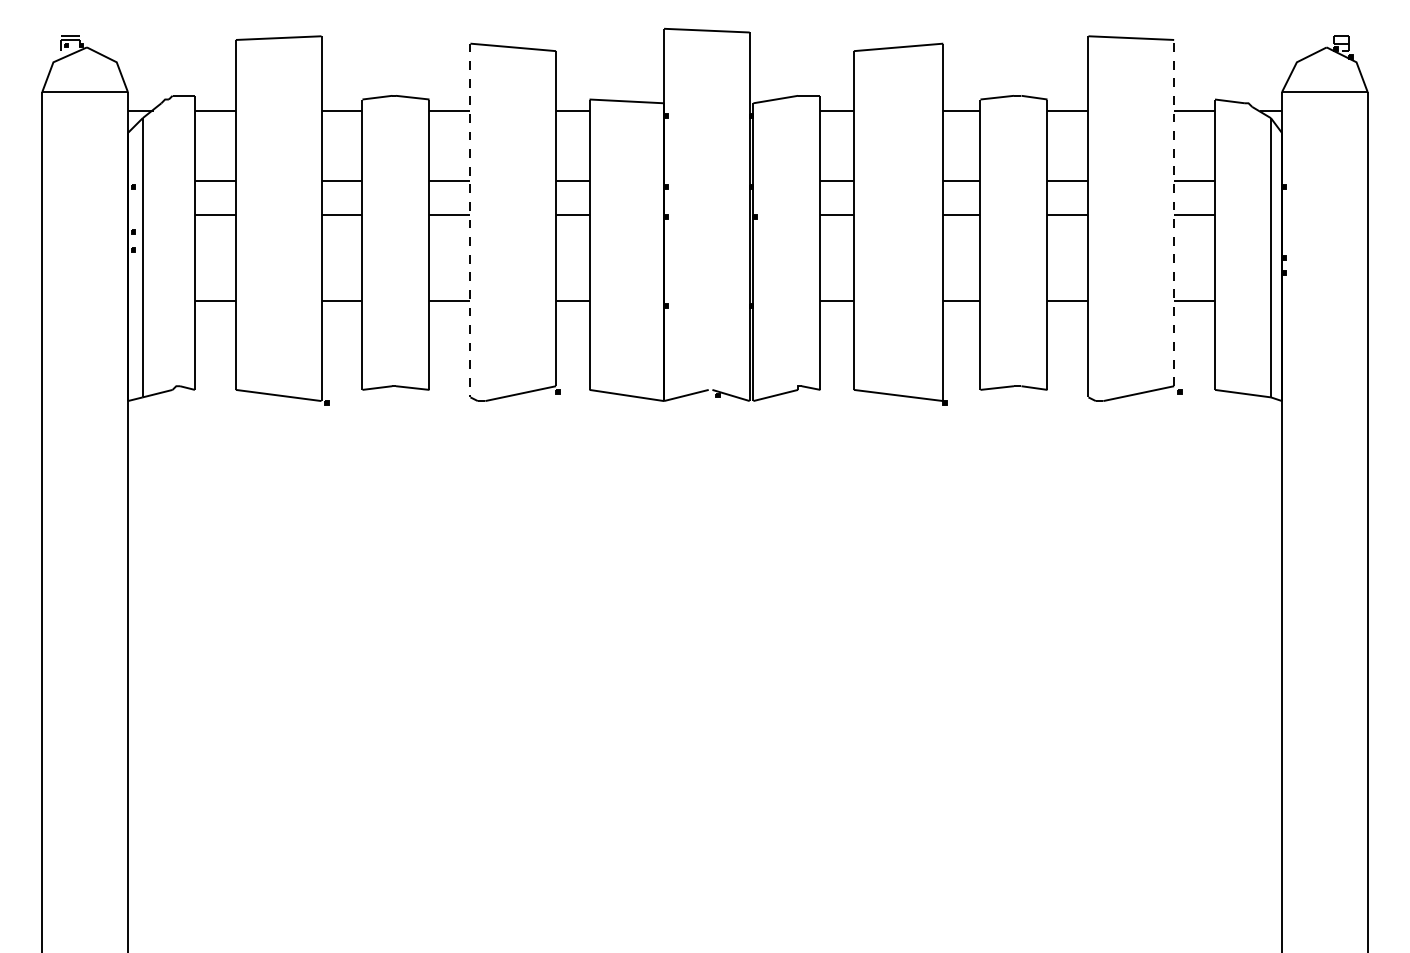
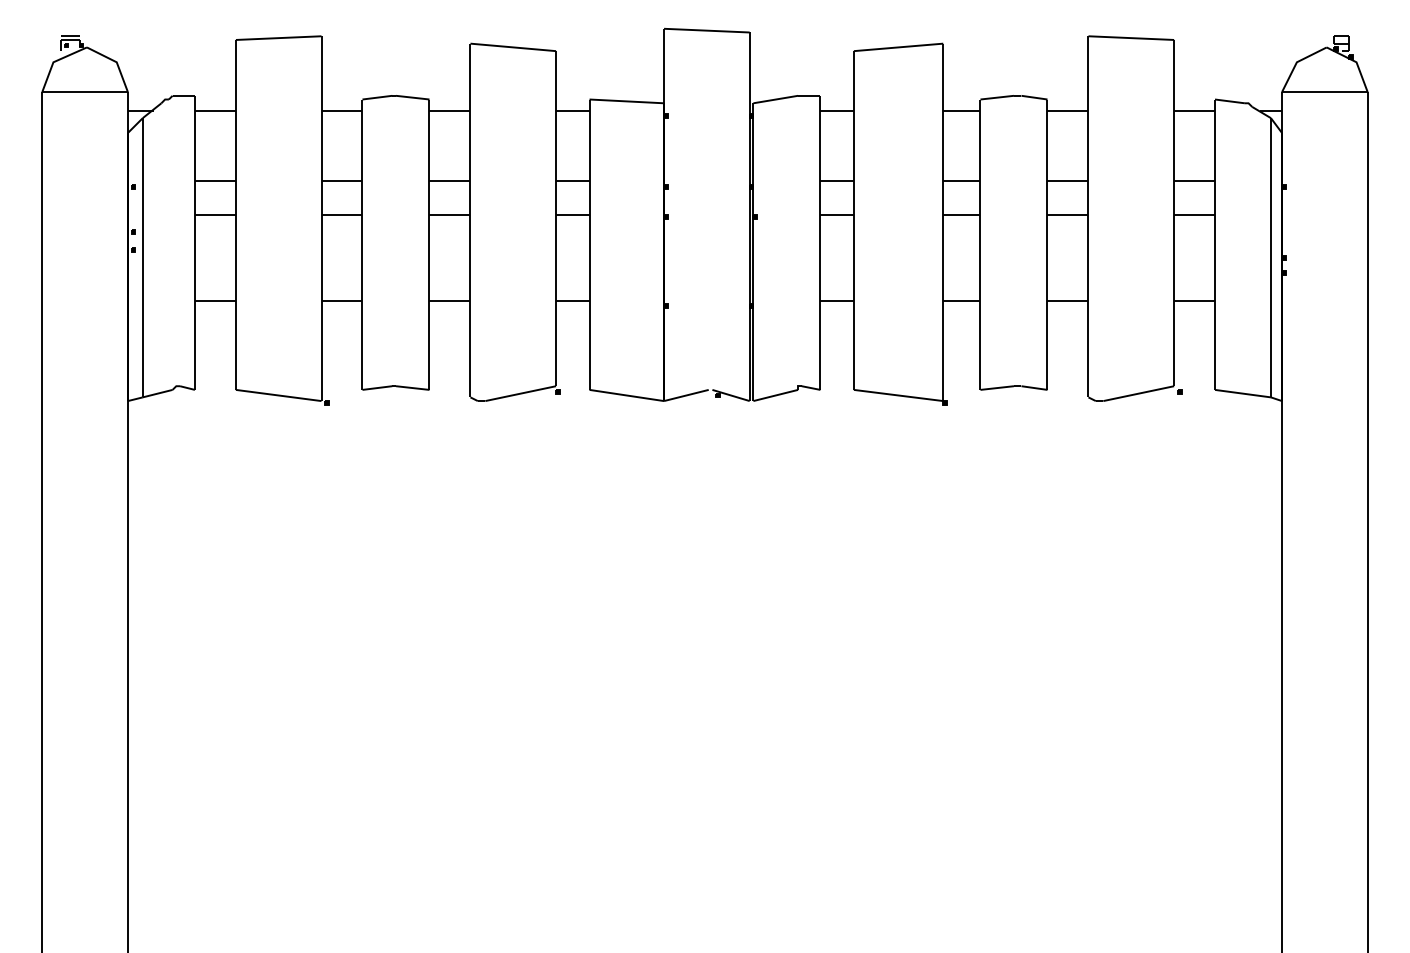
line: dashed -> solid (1174, 212)
line: dashed -> solid (470, 220)
